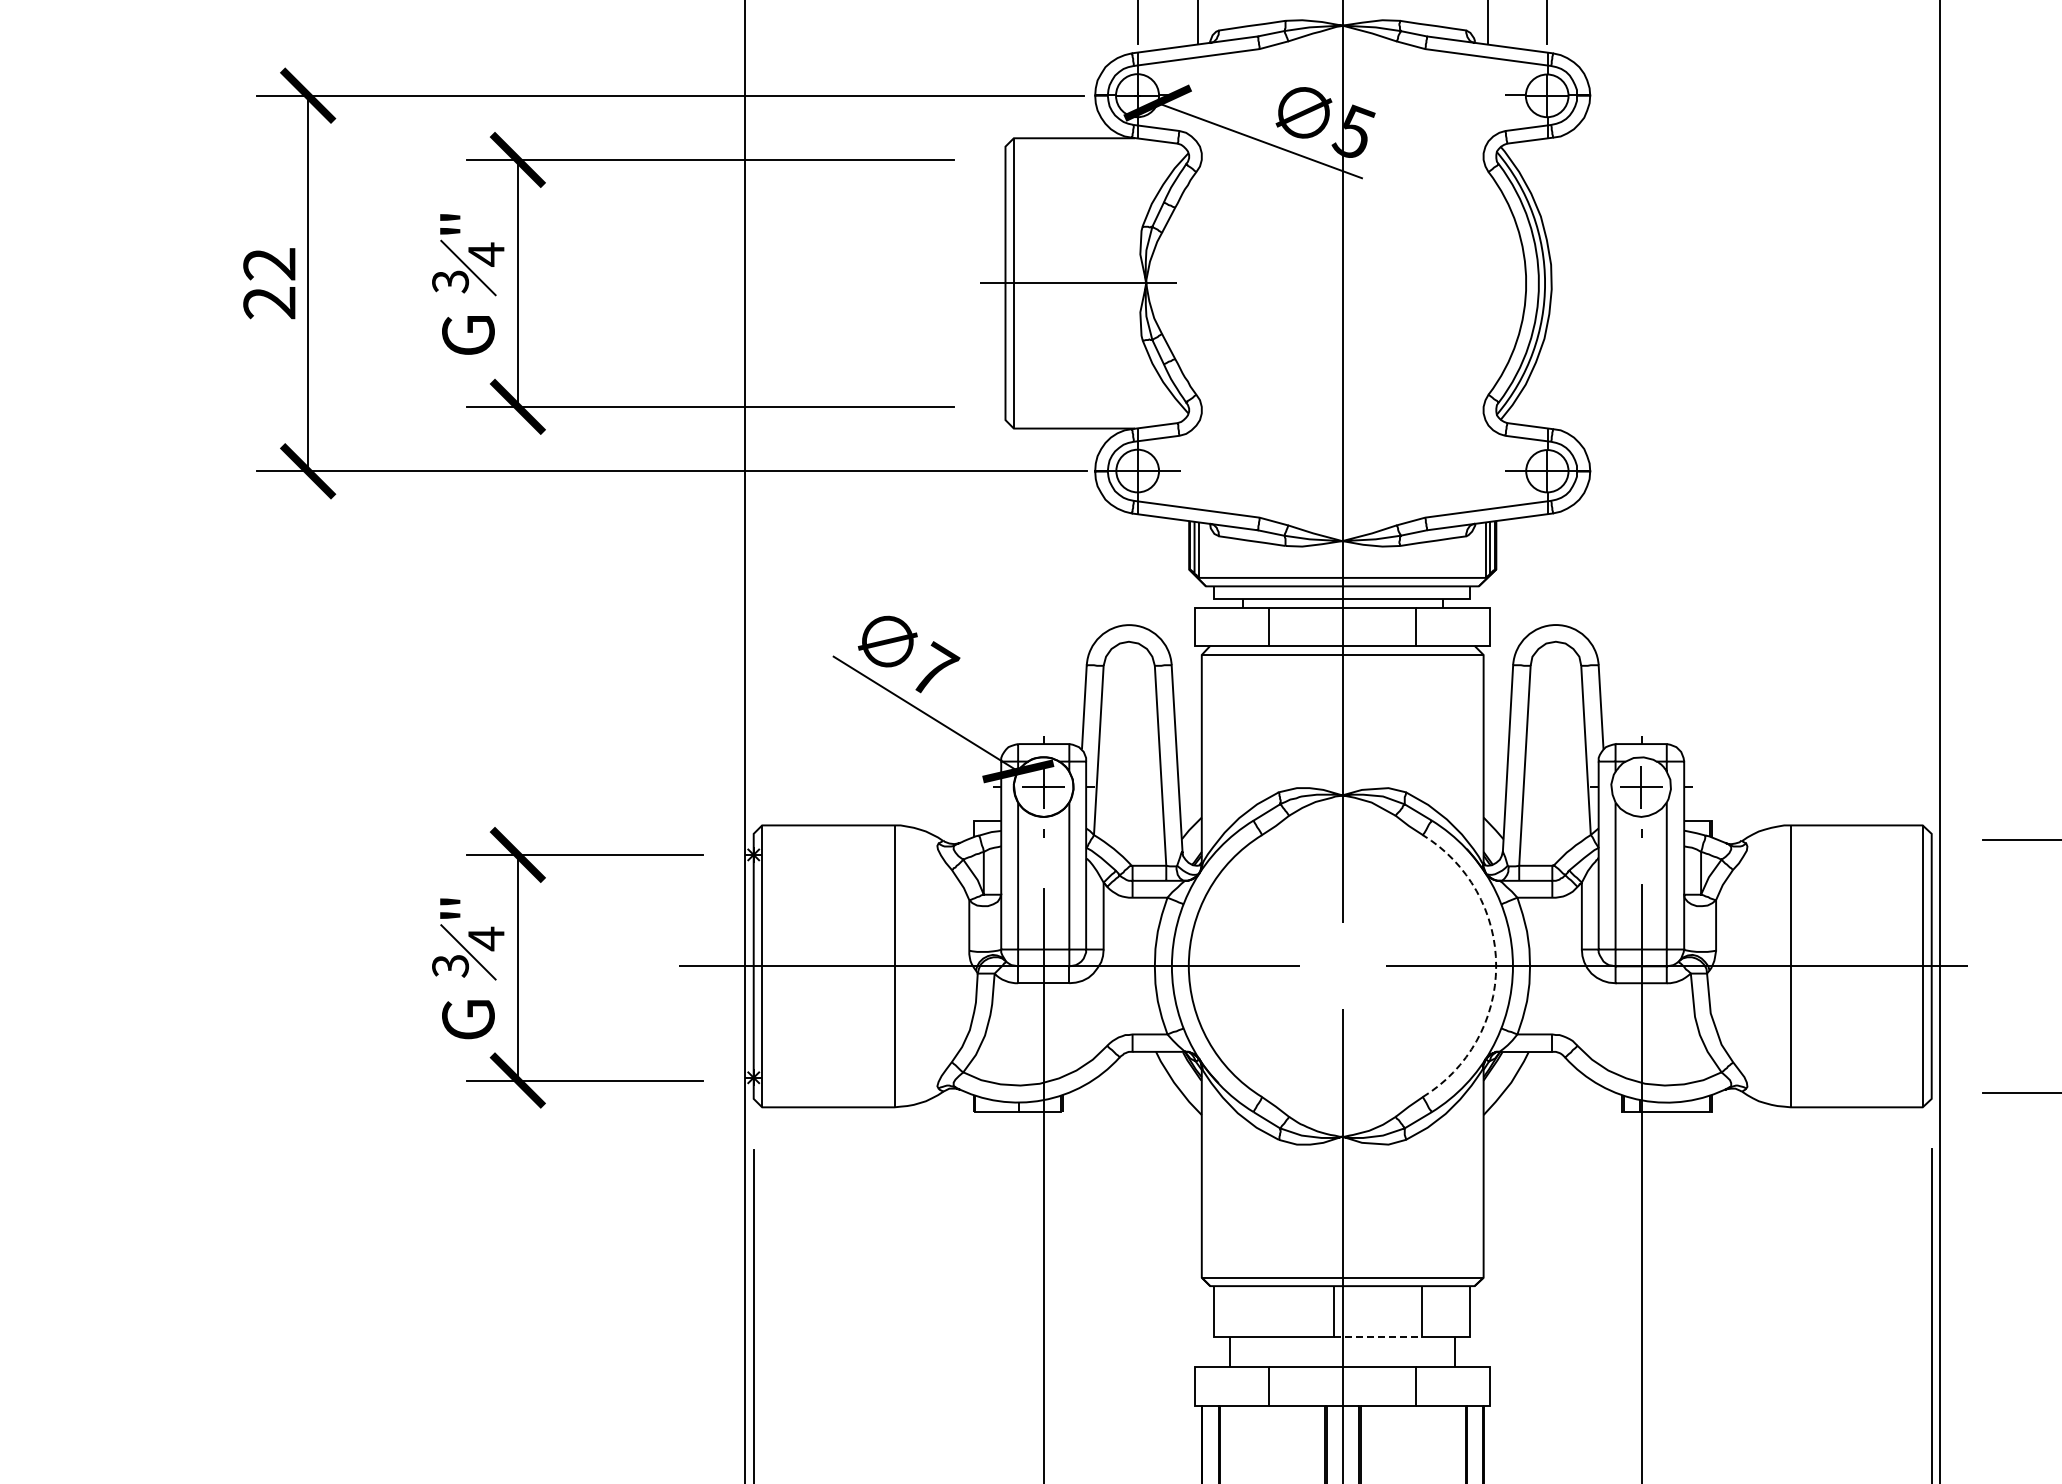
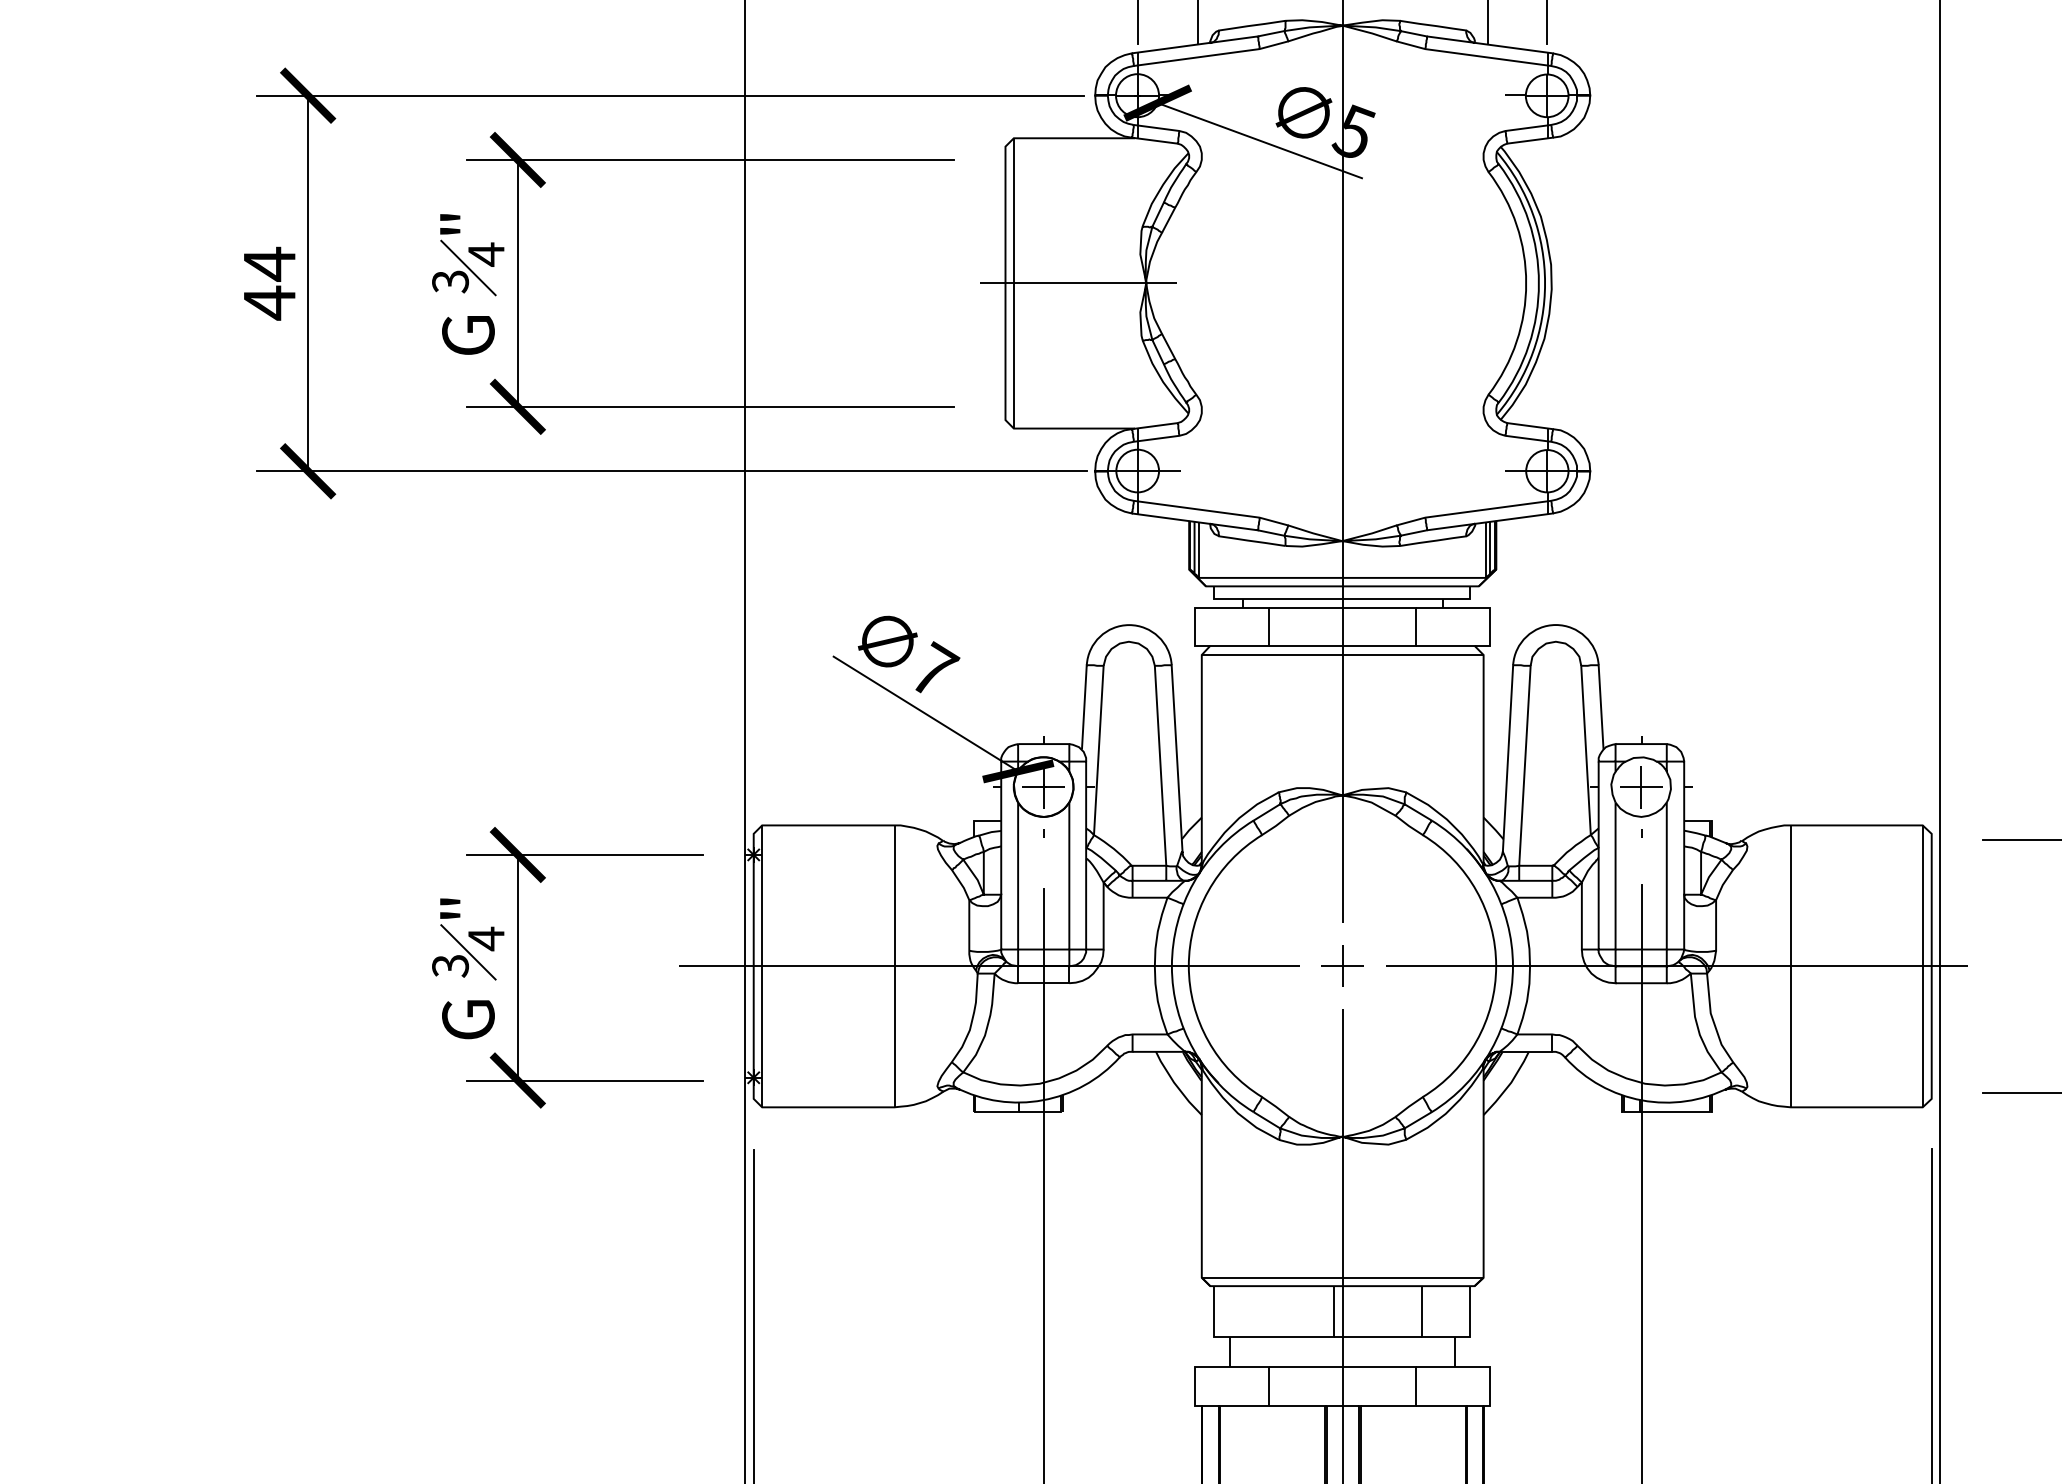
text: 22 -> 44 (269, 283)
part: none -> present (1342, 965)
arc: dashed -> solid (1496, 966)
line: dashed -> solid (1378, 1337)
